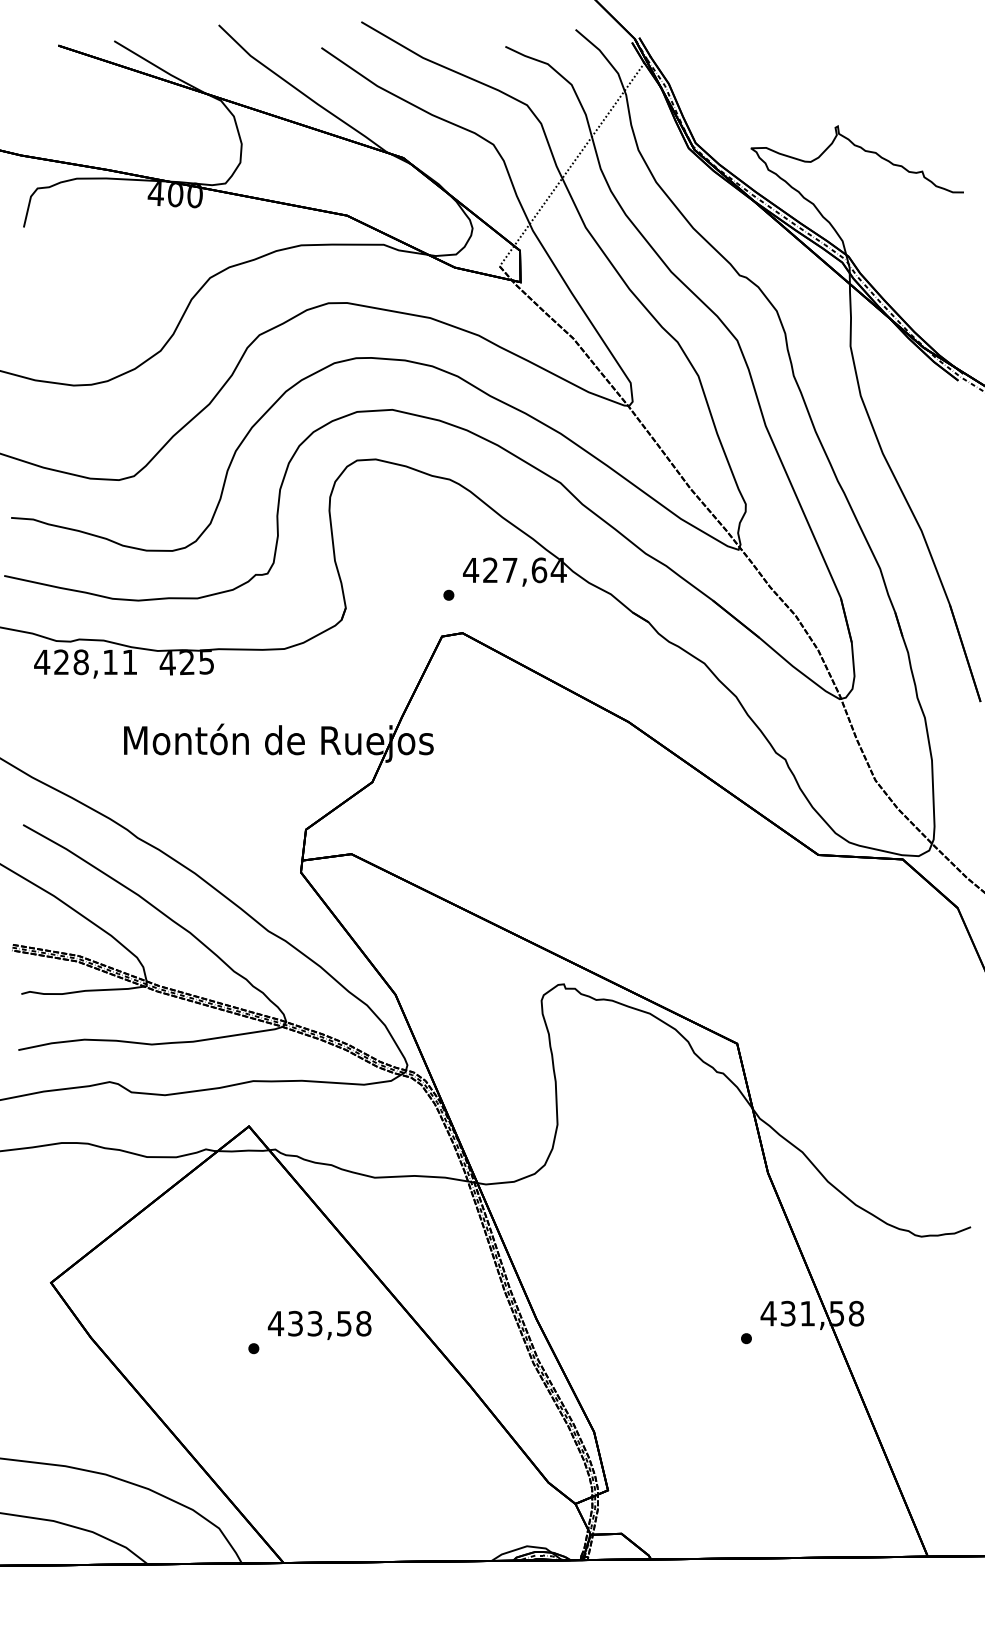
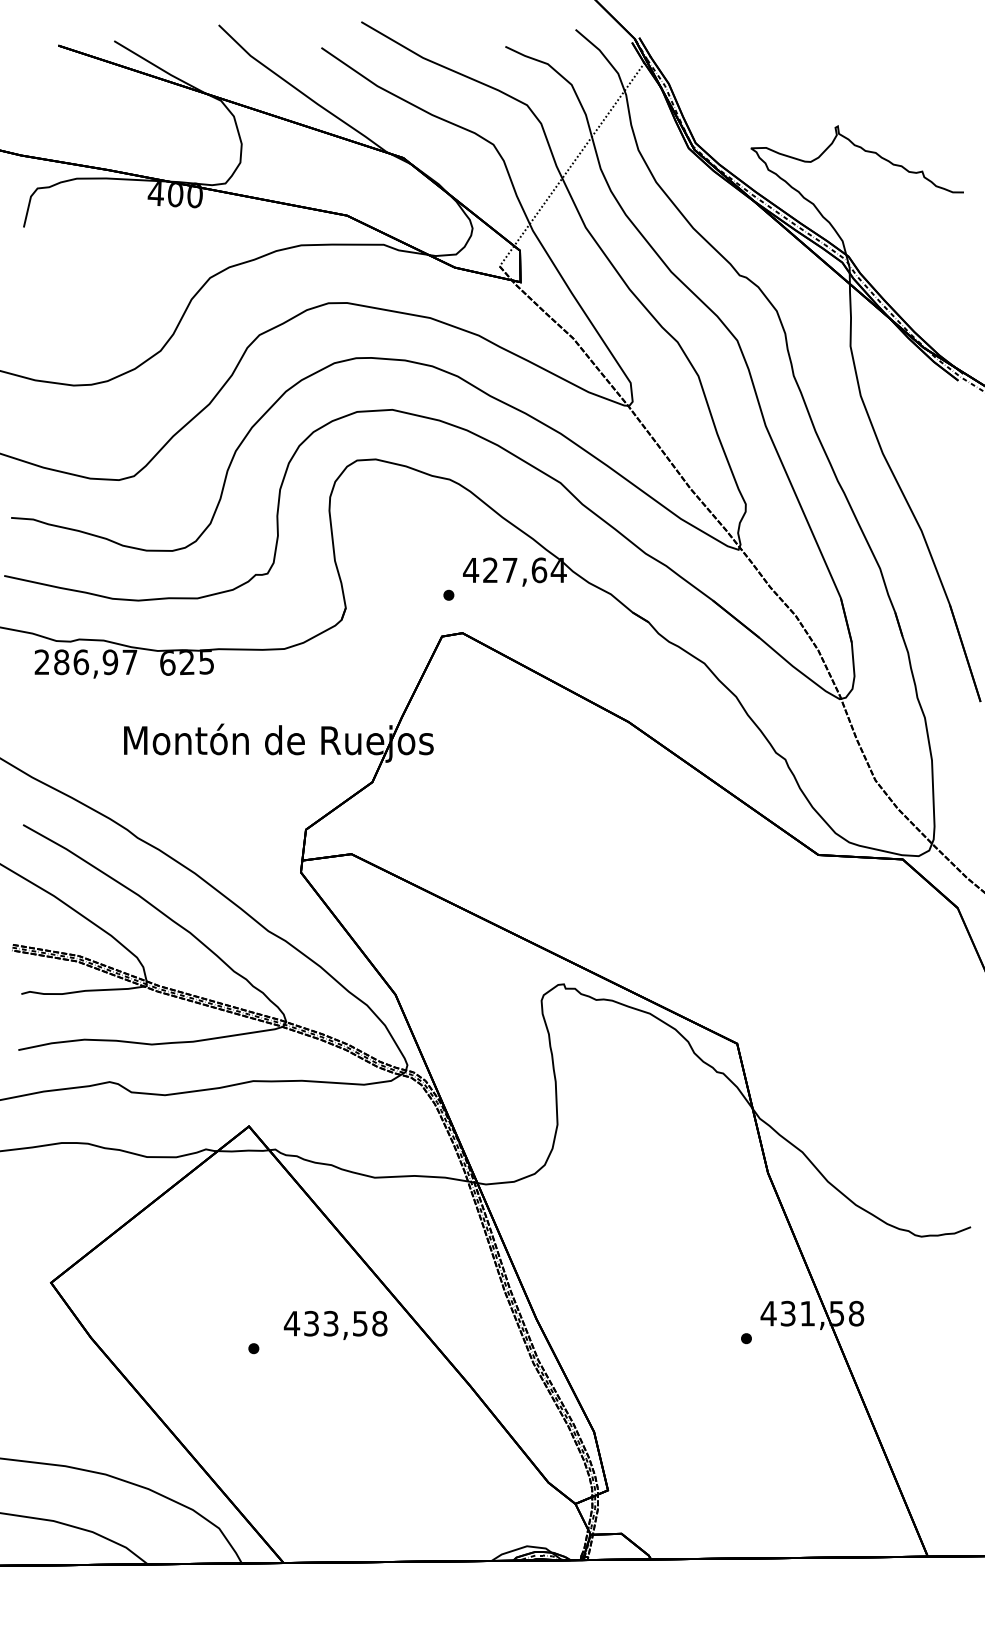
text: 428,11 -> 286,97 (85, 662)
text: 425 -> 625 (167, 663)
text position: (319, 1324) -> (335, 1324) (335, 1324)
